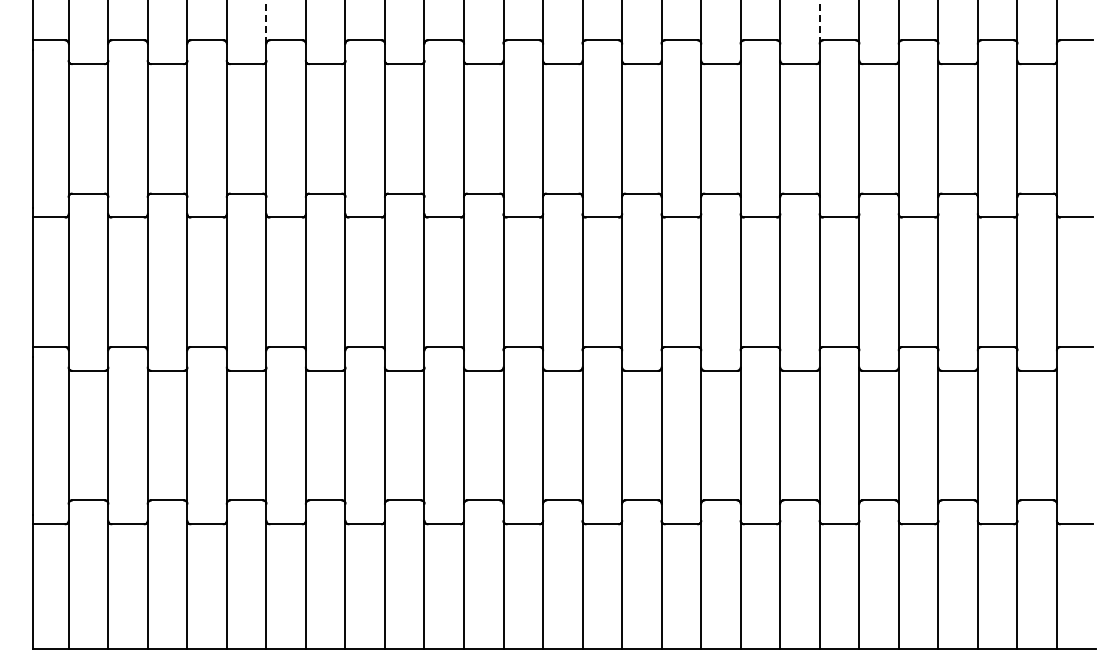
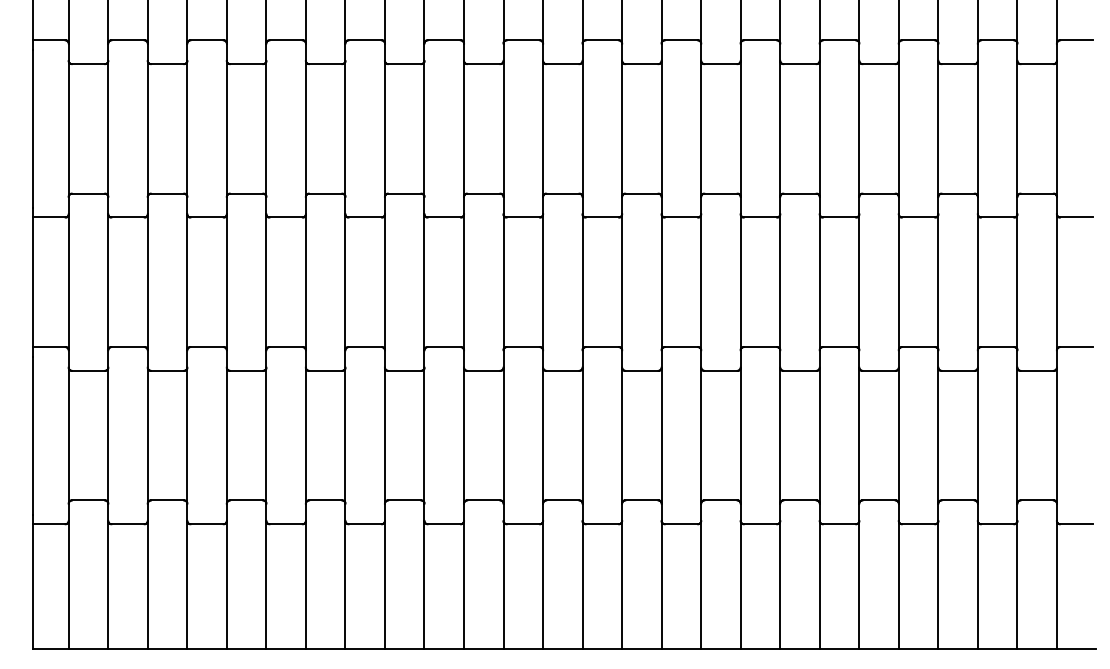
line: dashed -> solid (266, 21)
line: dashed -> solid (819, 21)
